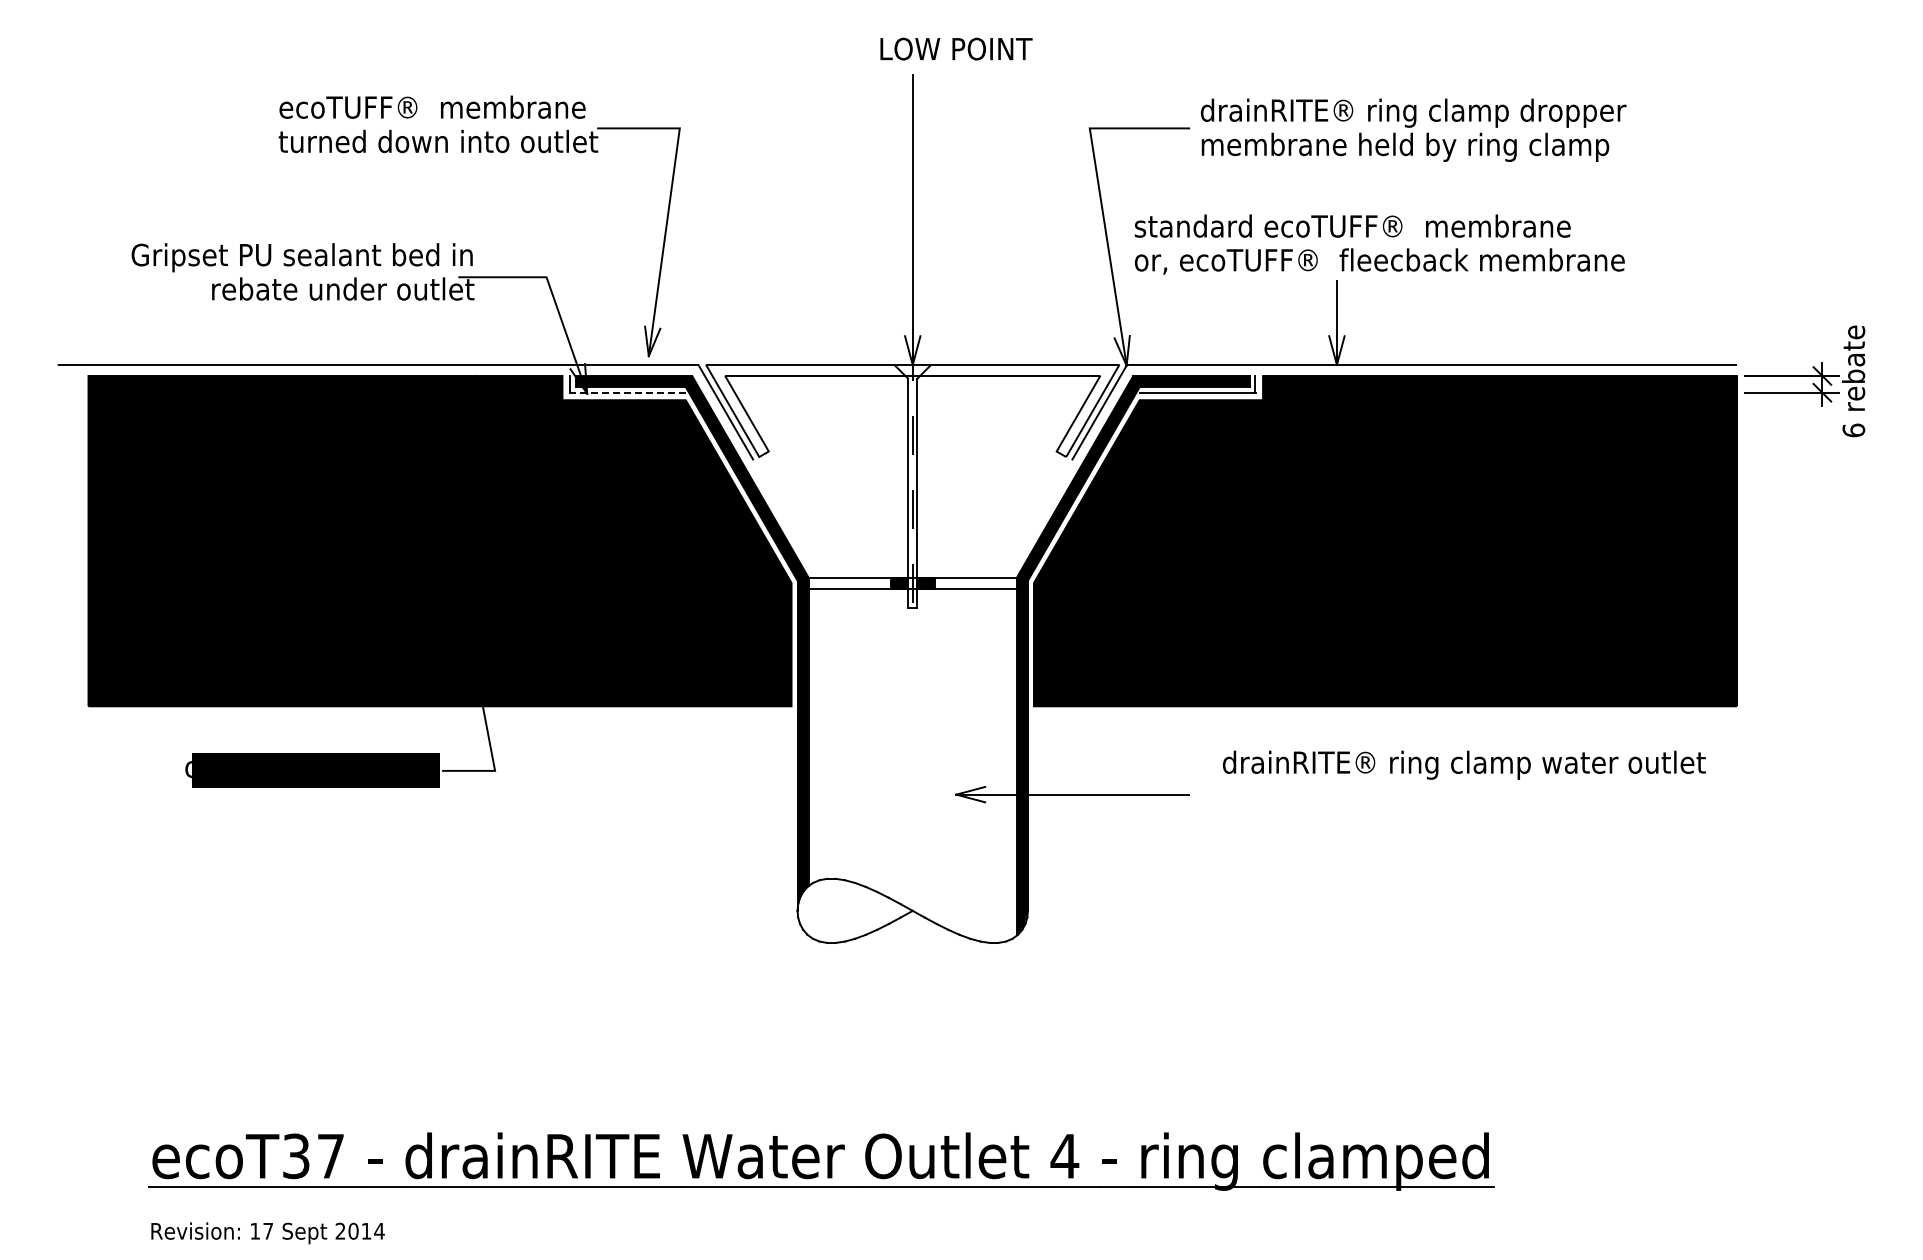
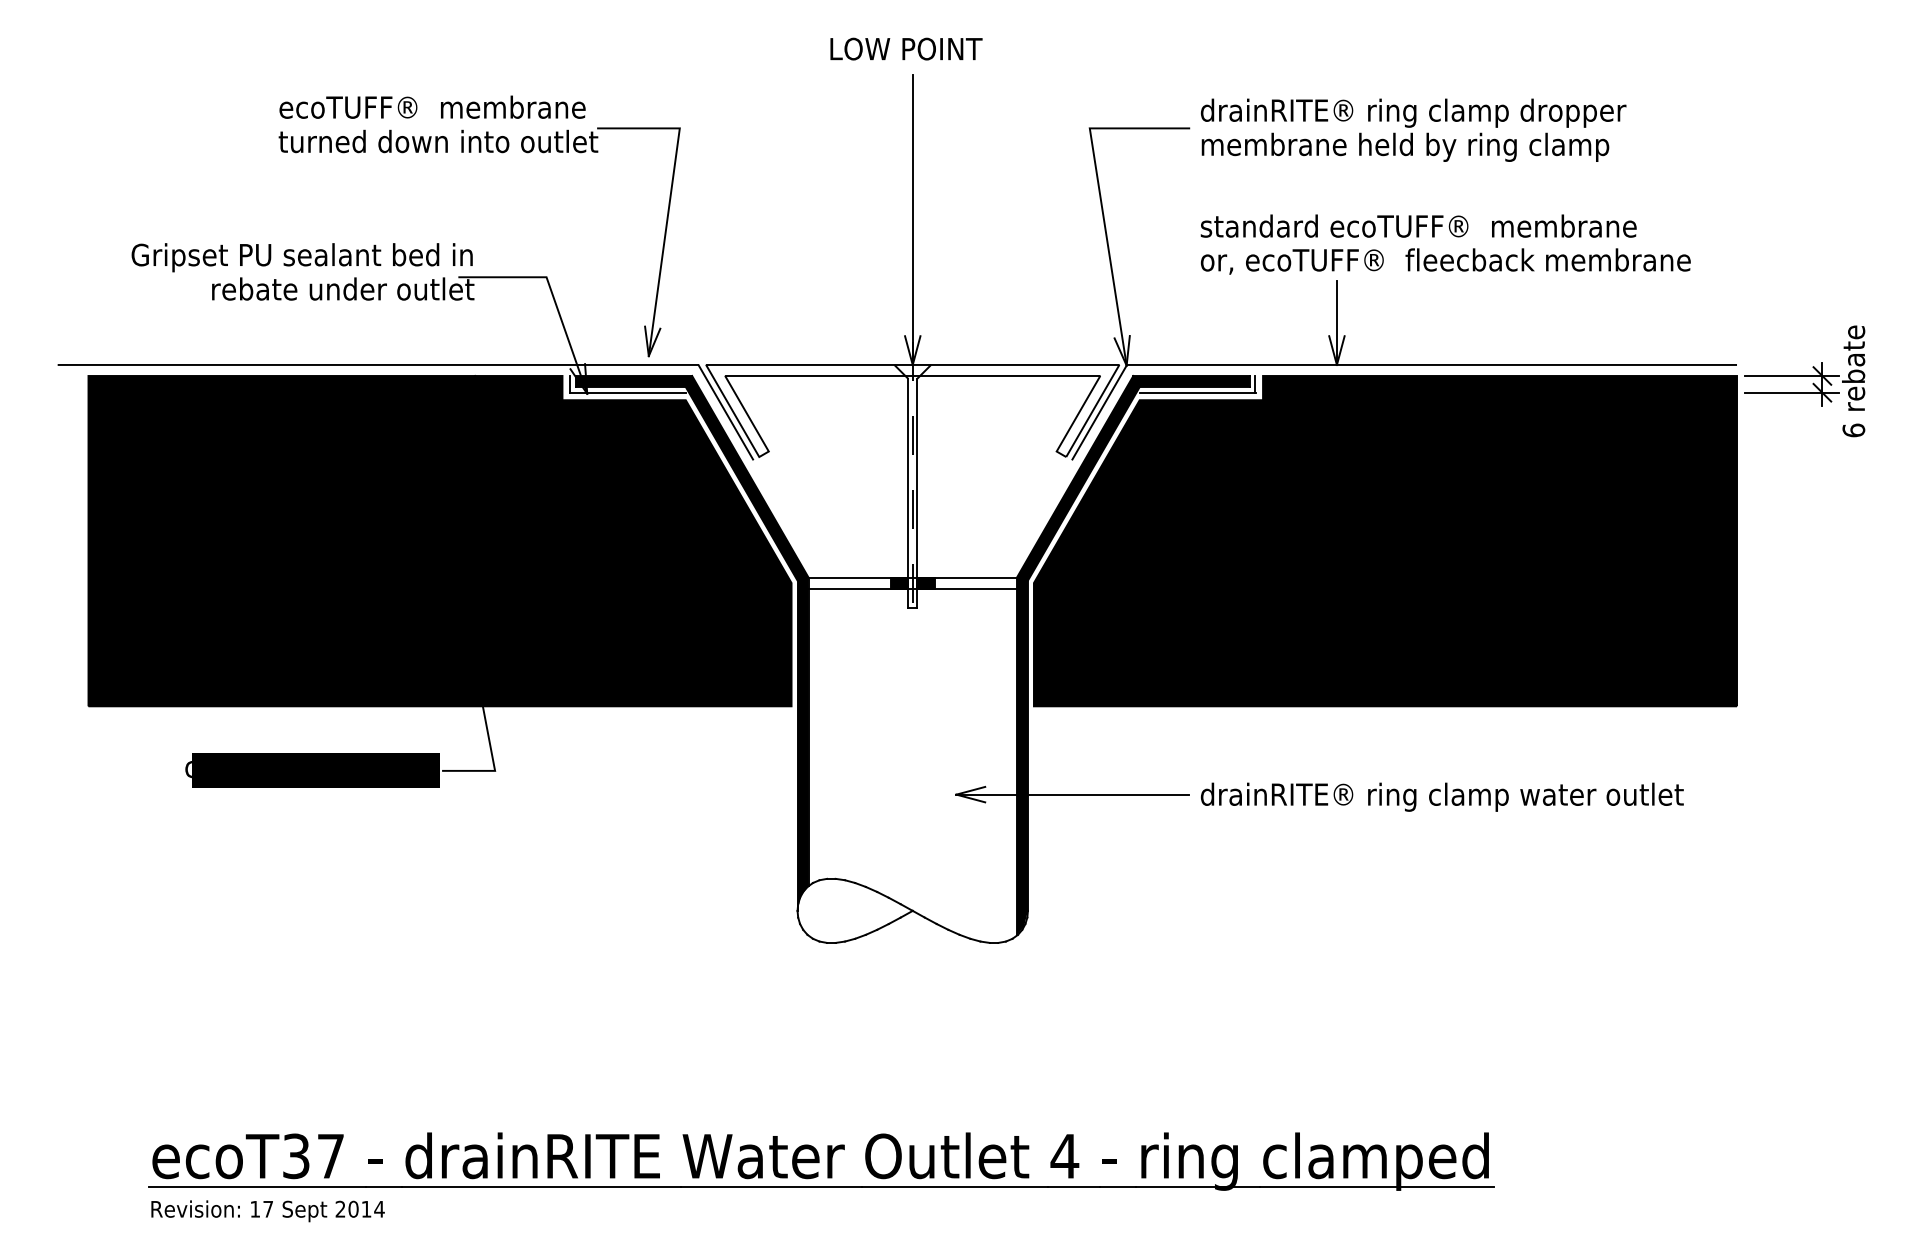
text position: (956, 48) -> (906, 48) (906, 48)
text position: (1379, 244) -> (1445, 244) (1445, 244)
line: dashed -> solid (627, 392)
text position: (1463, 764) -> (1441, 796) (1441, 796)
text position: (267, 1233) -> (267, 1211) (267, 1211)
